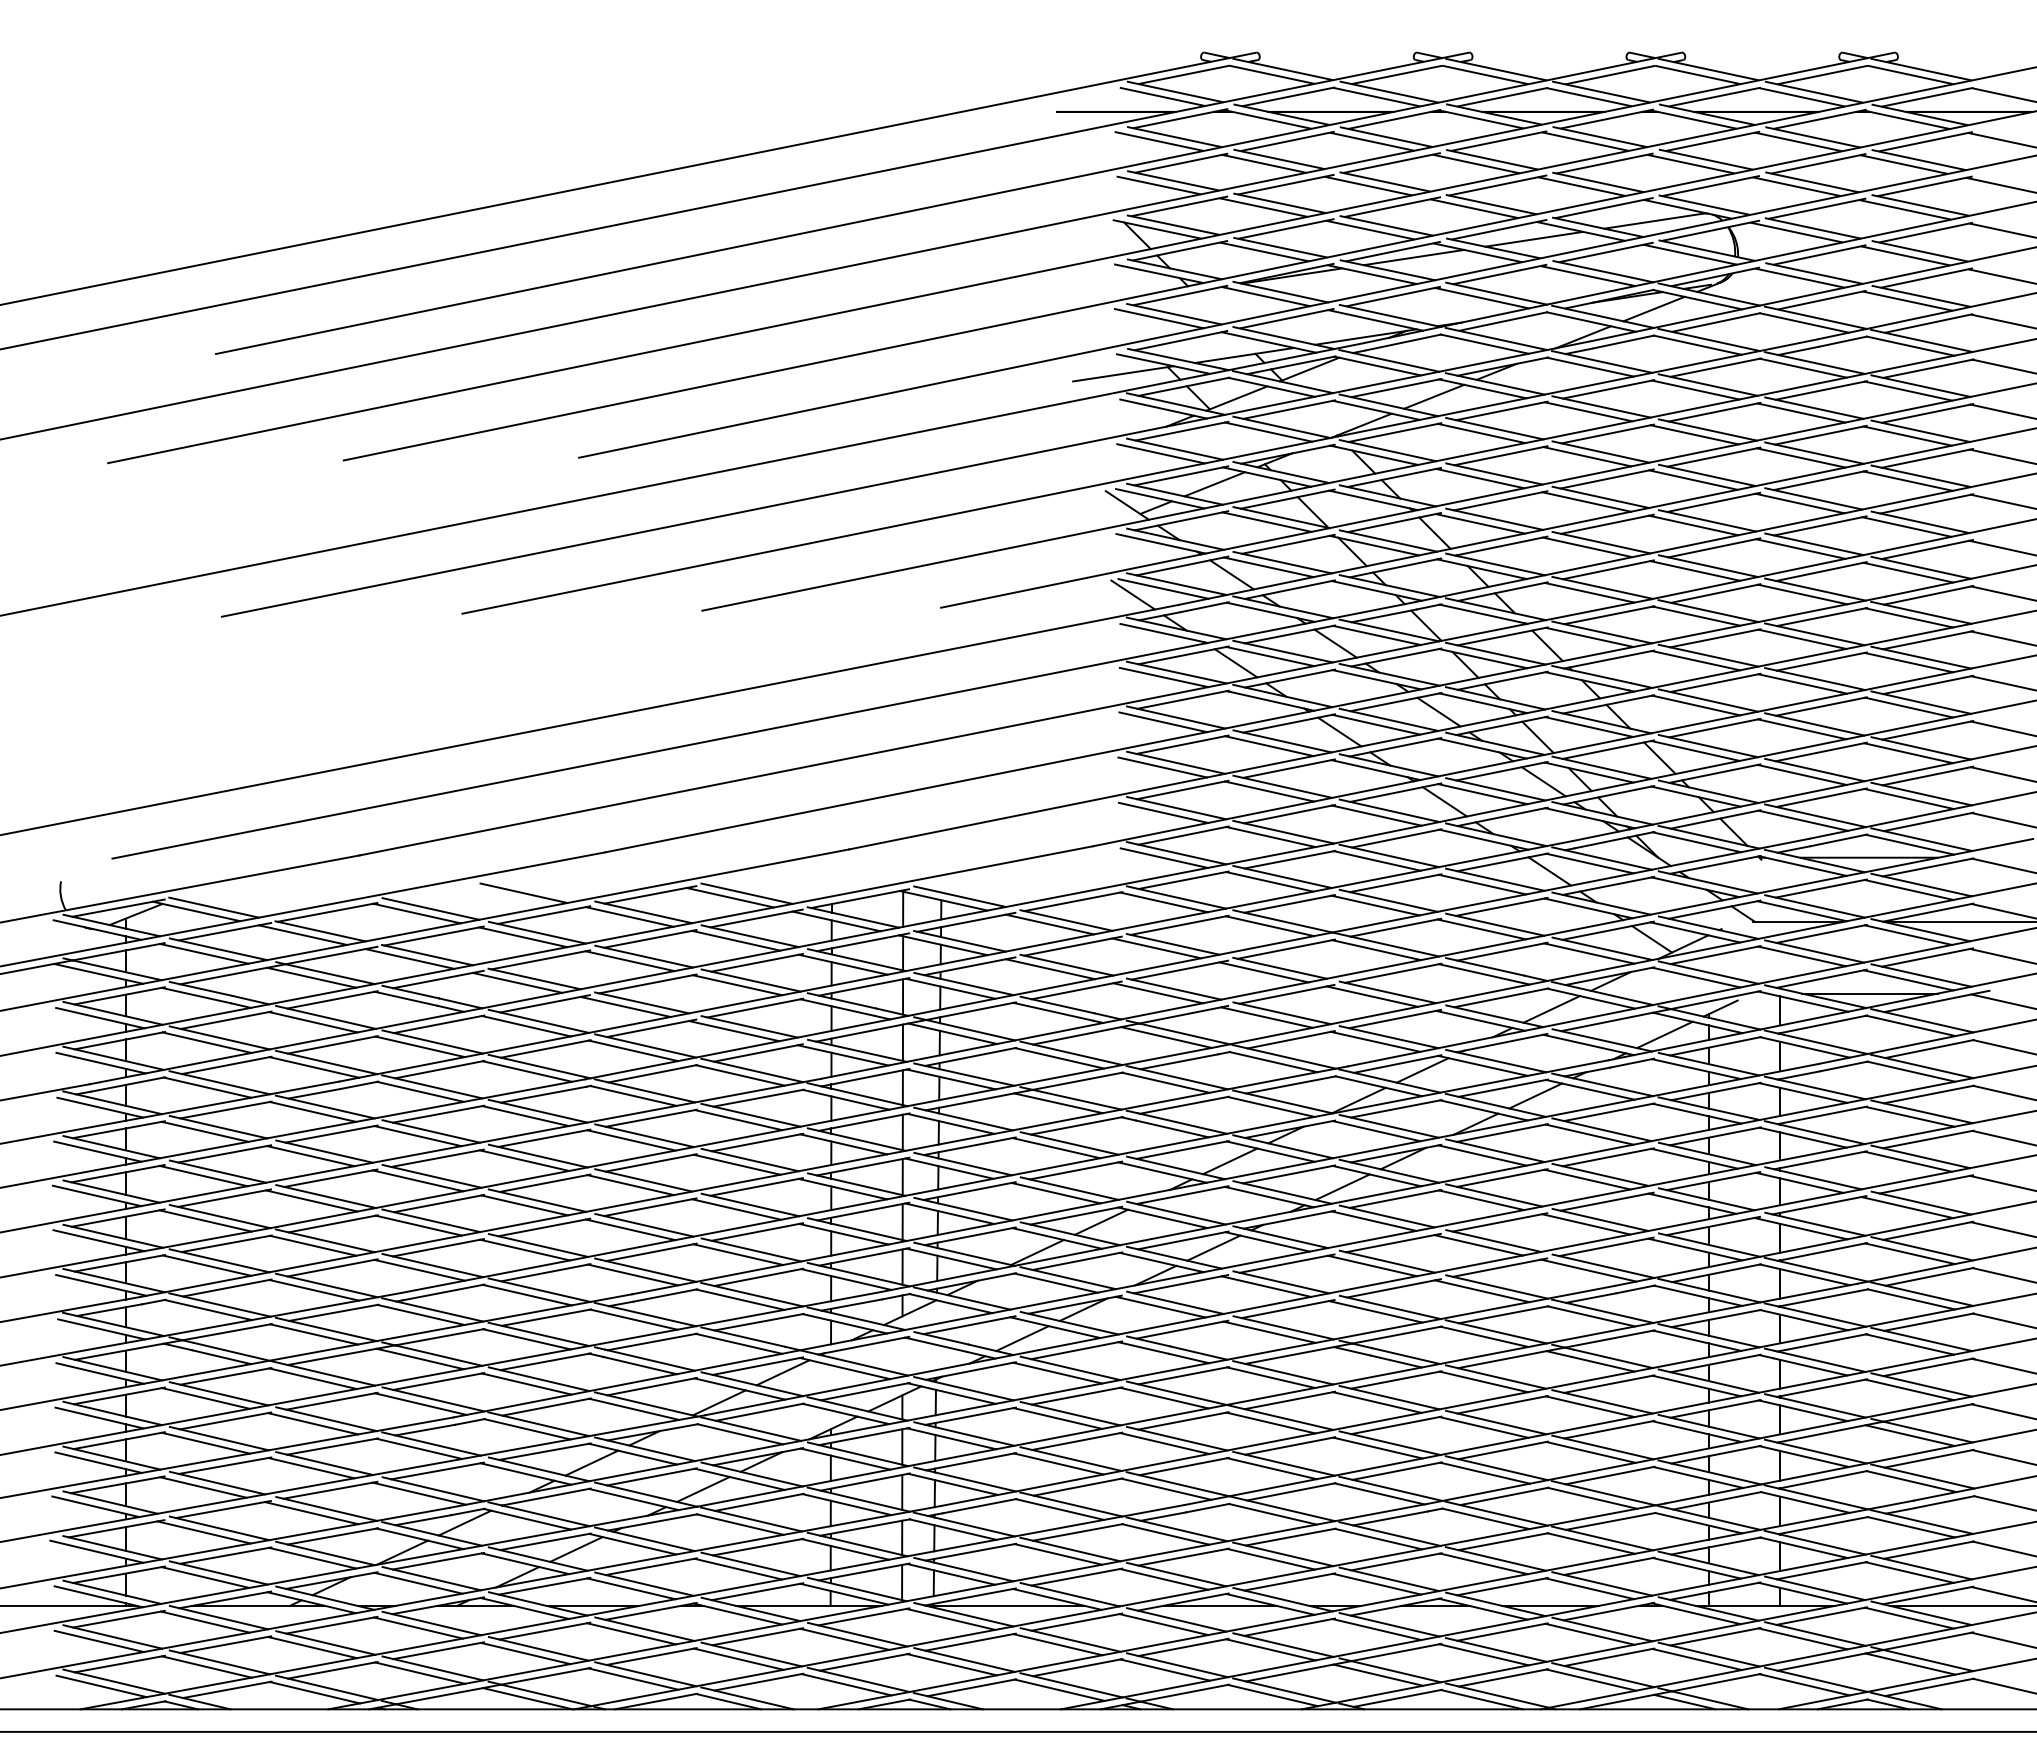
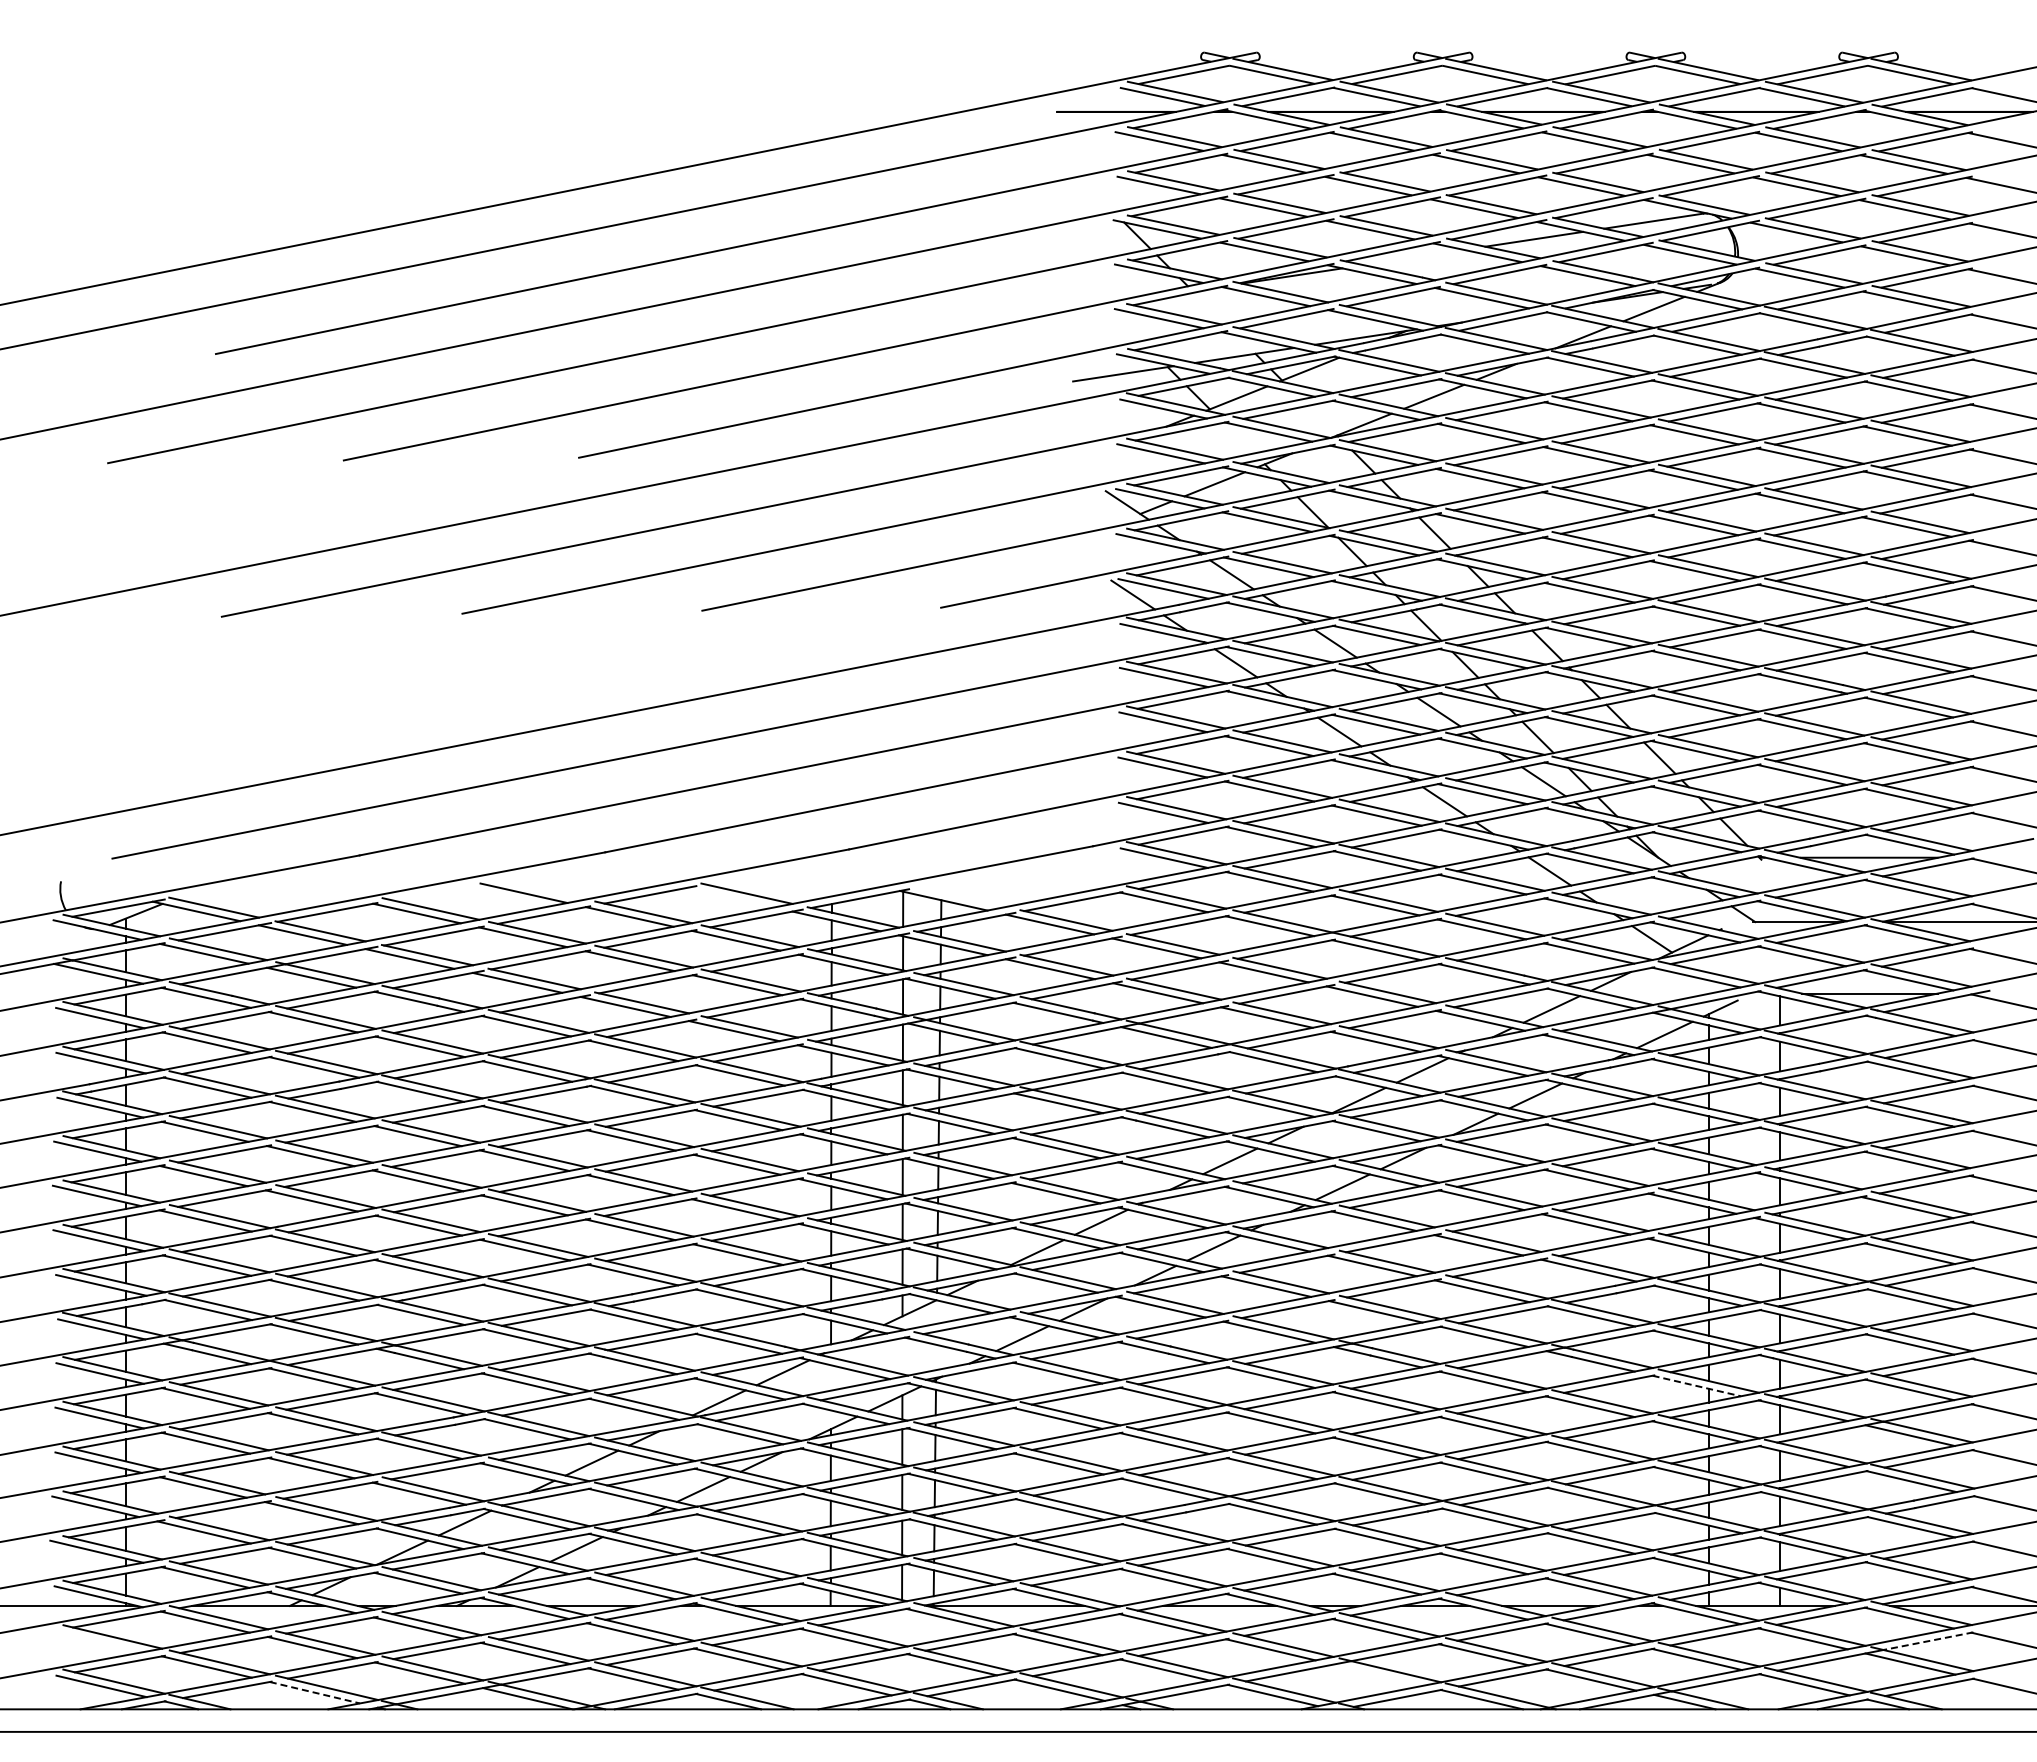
line: present -> none (1413, 257)
line: present -> none (960, 896)
line: present -> none (730, 897)
line: solid -> dashed (1697, 1386)
line: present -> none (98, 1641)
line: solid -> dashed (1928, 1641)
line: present -> none (1378, 1674)
line: solid -> dashed (315, 1692)
